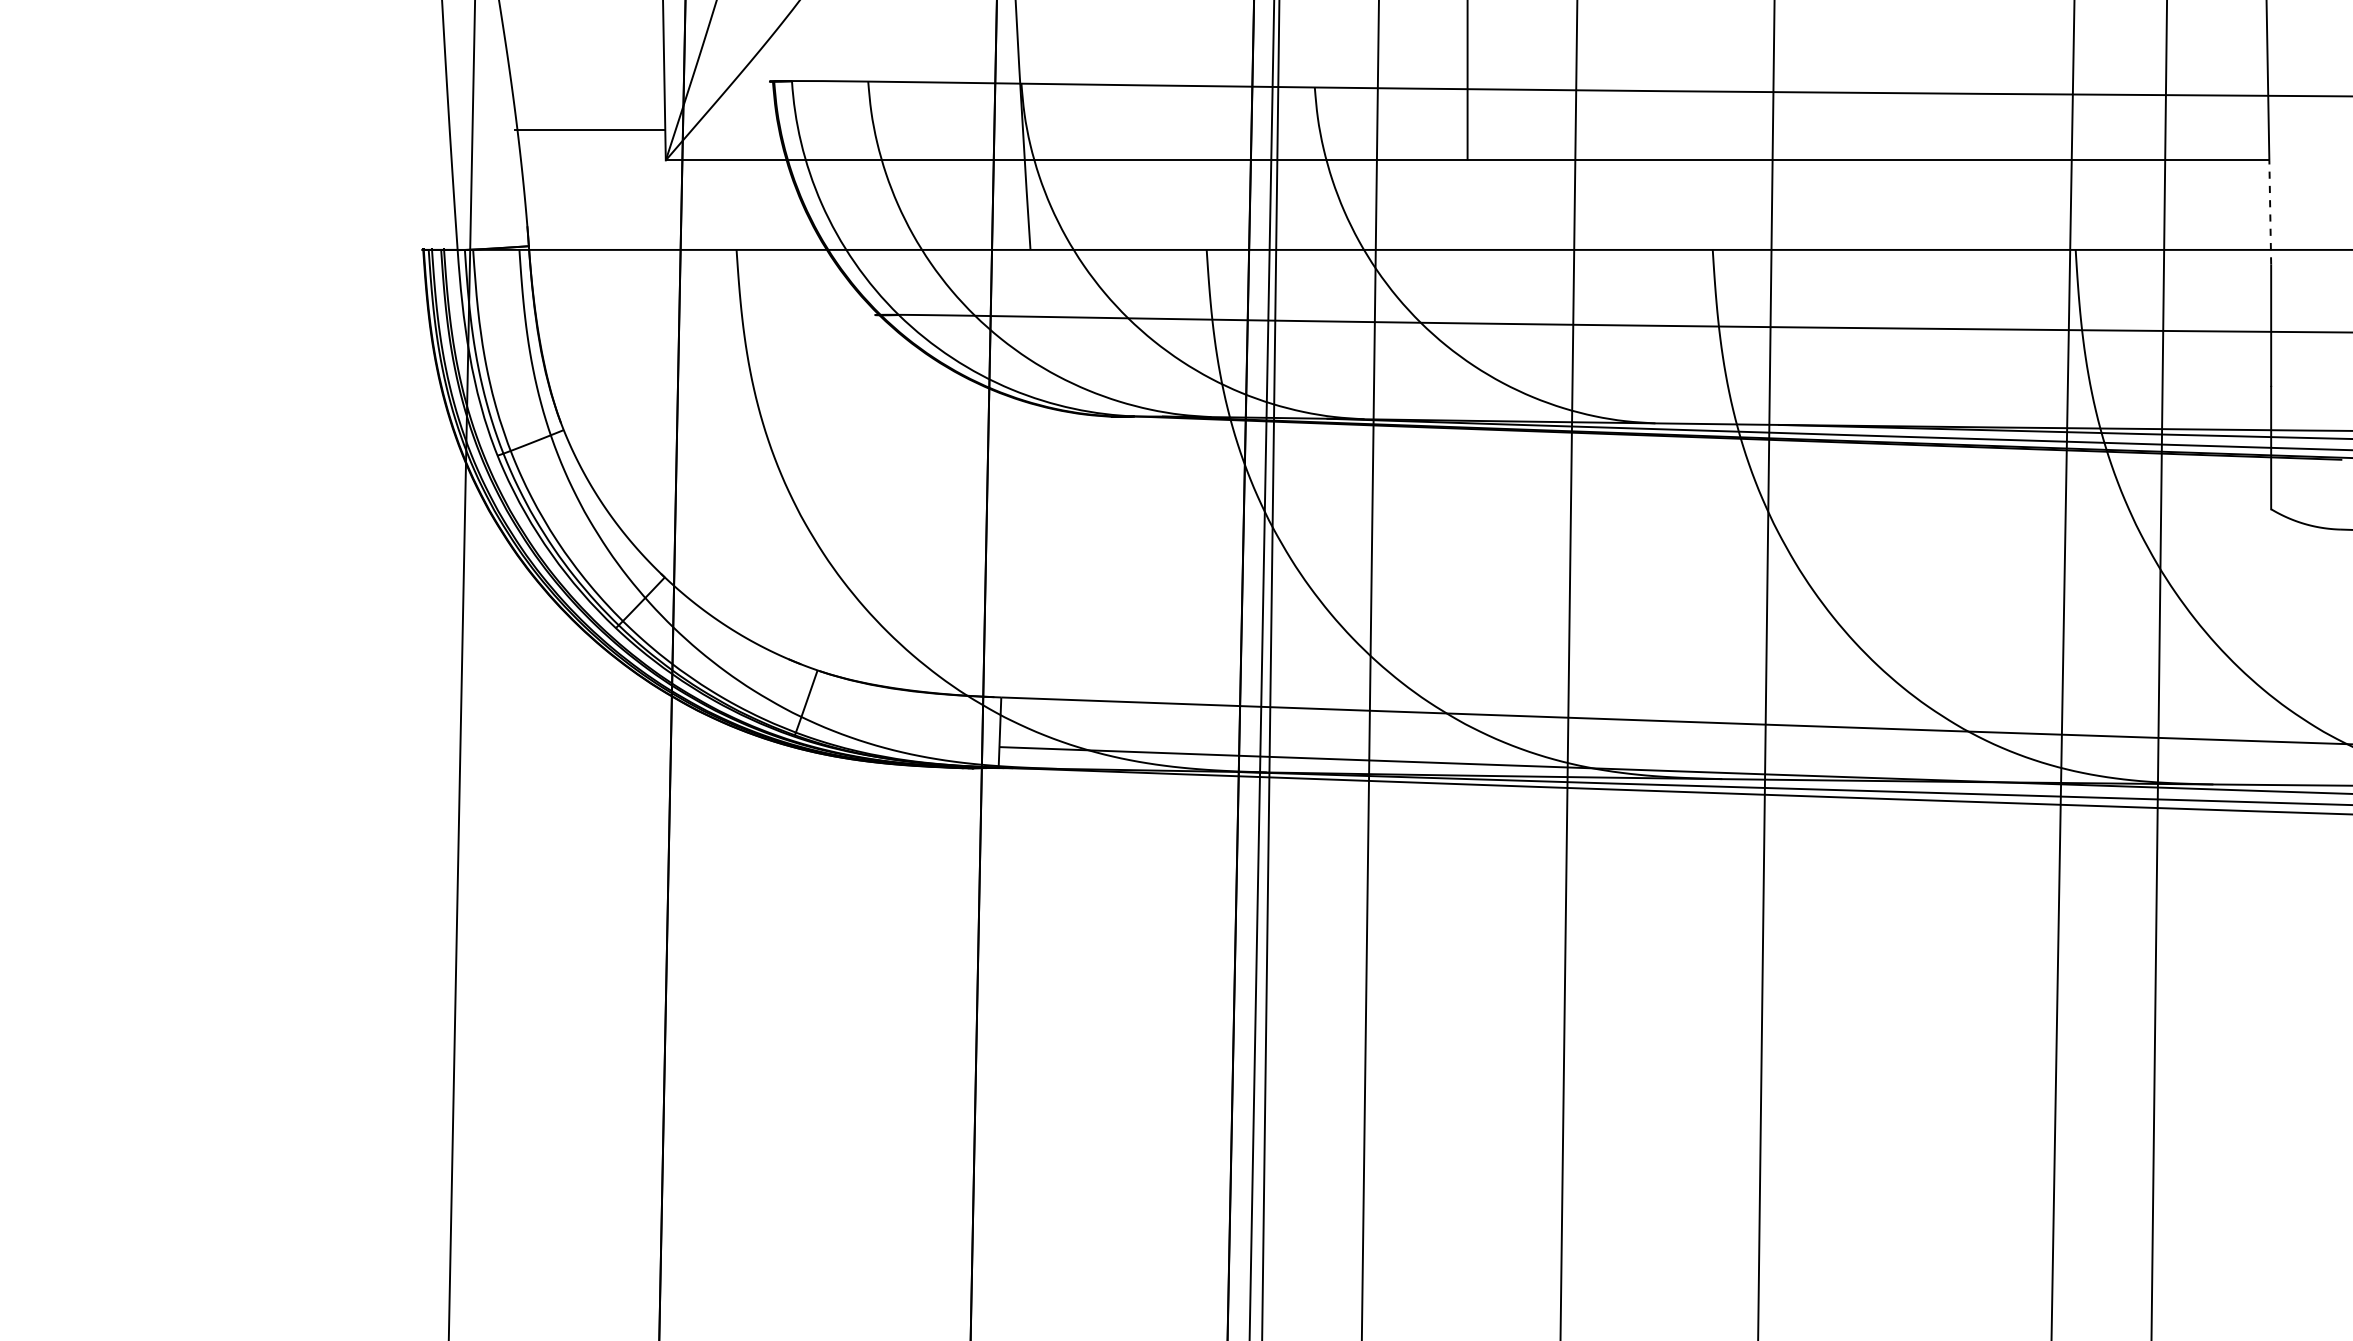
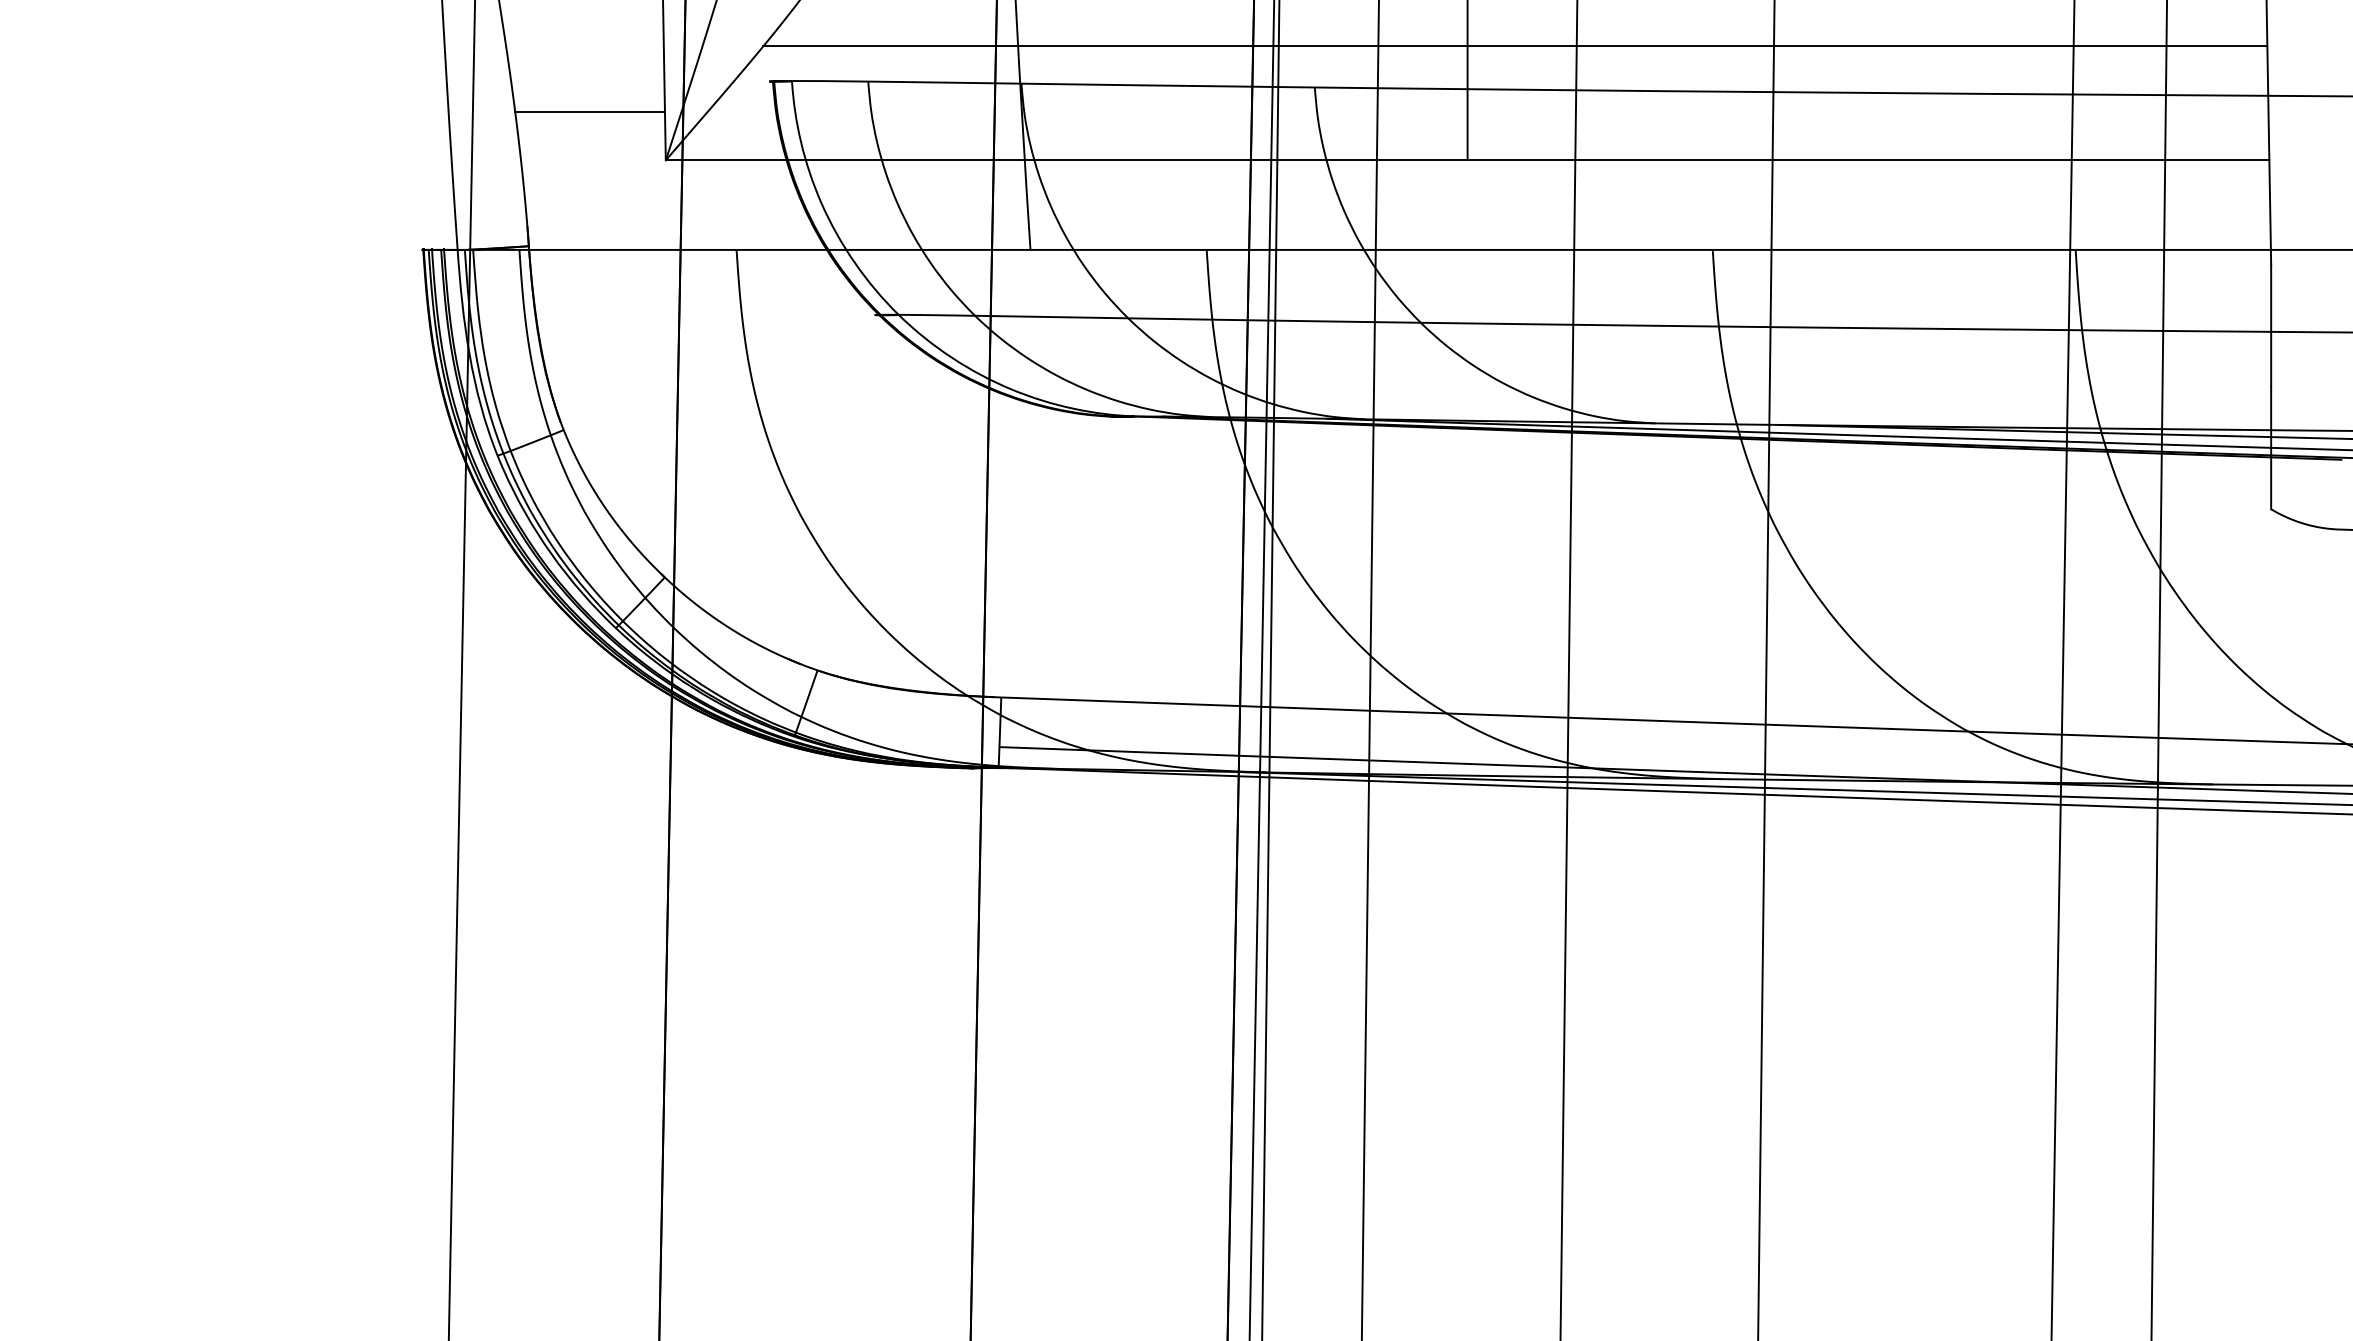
line: none -> present (1515, 46)
line position: (589, 129) -> (589, 111) (589, 111)
line: dashed -> solid (2270, 211)
